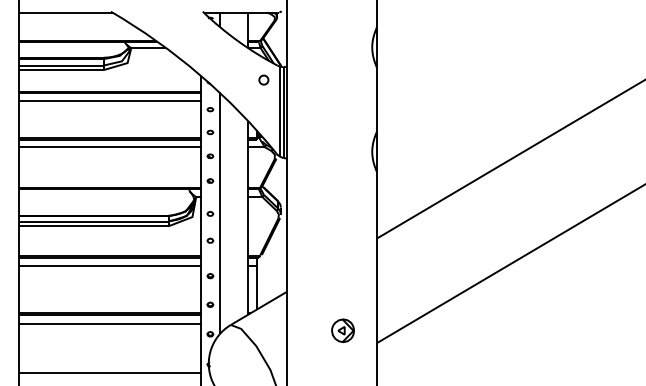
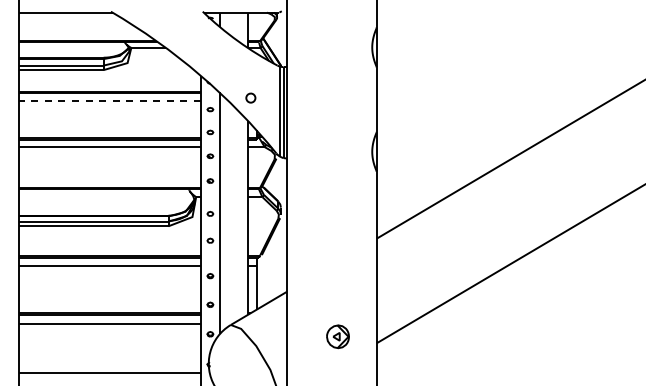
part position: (263, 79) -> (250, 97) (250, 97)
line: solid -> dashed (110, 100)
part position: (342, 330) -> (337, 336) (337, 336)
